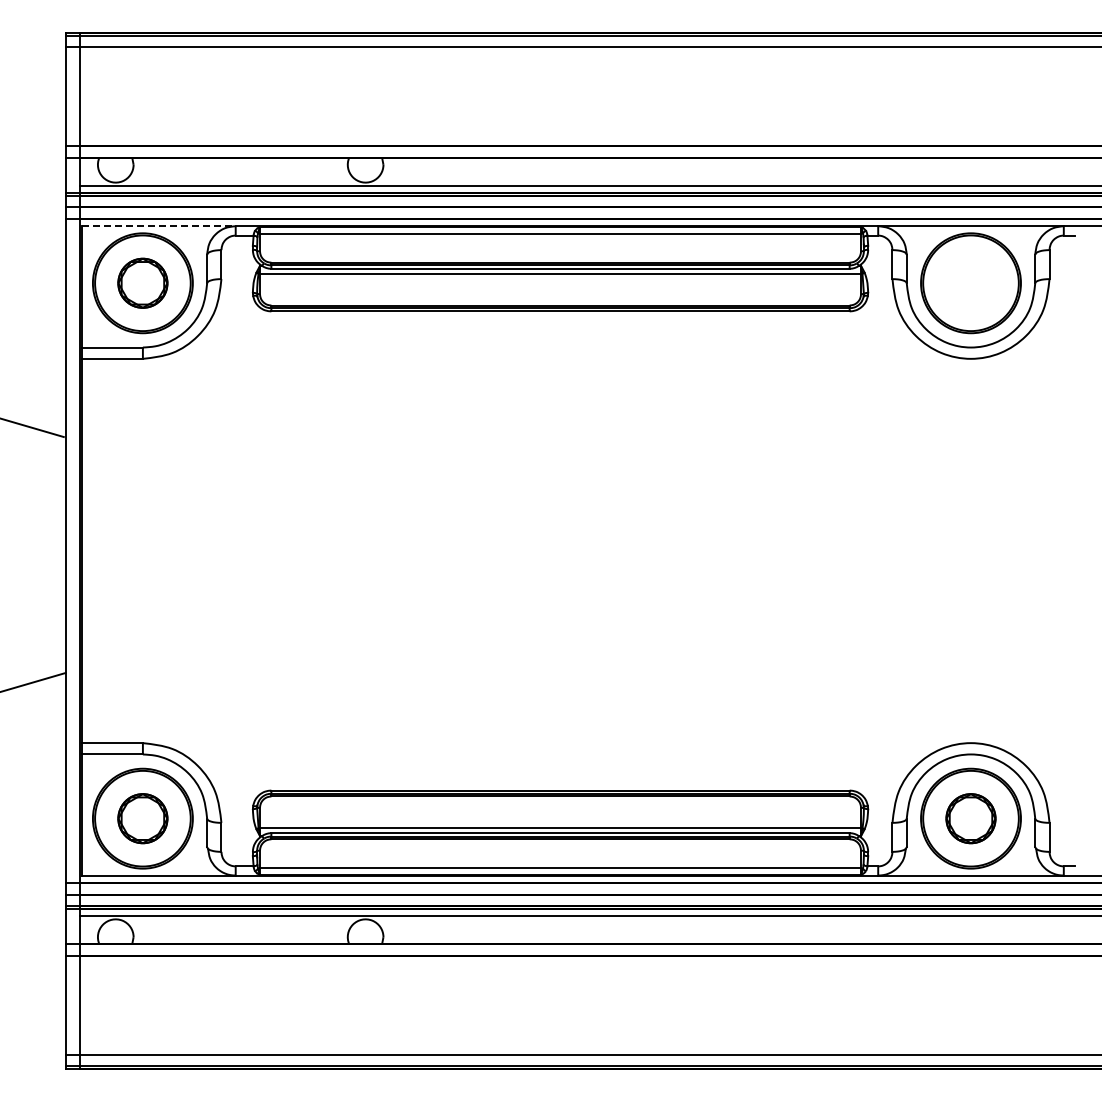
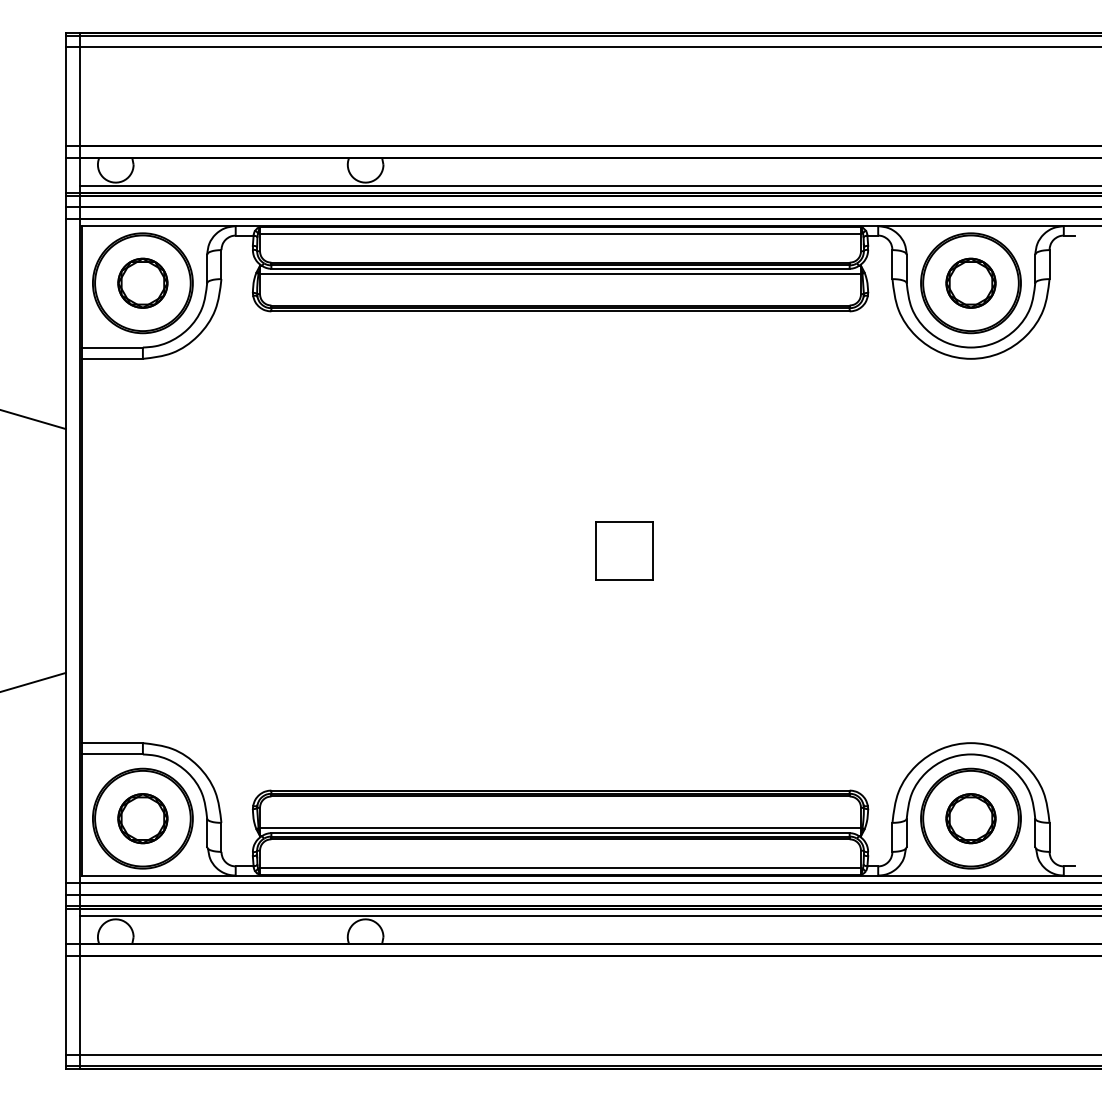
line: dashed -> solid (159, 226)
part: none -> present (970, 282)
line position: (32, 428) -> (33, 419) (33, 419)
part: none -> present (624, 550)
